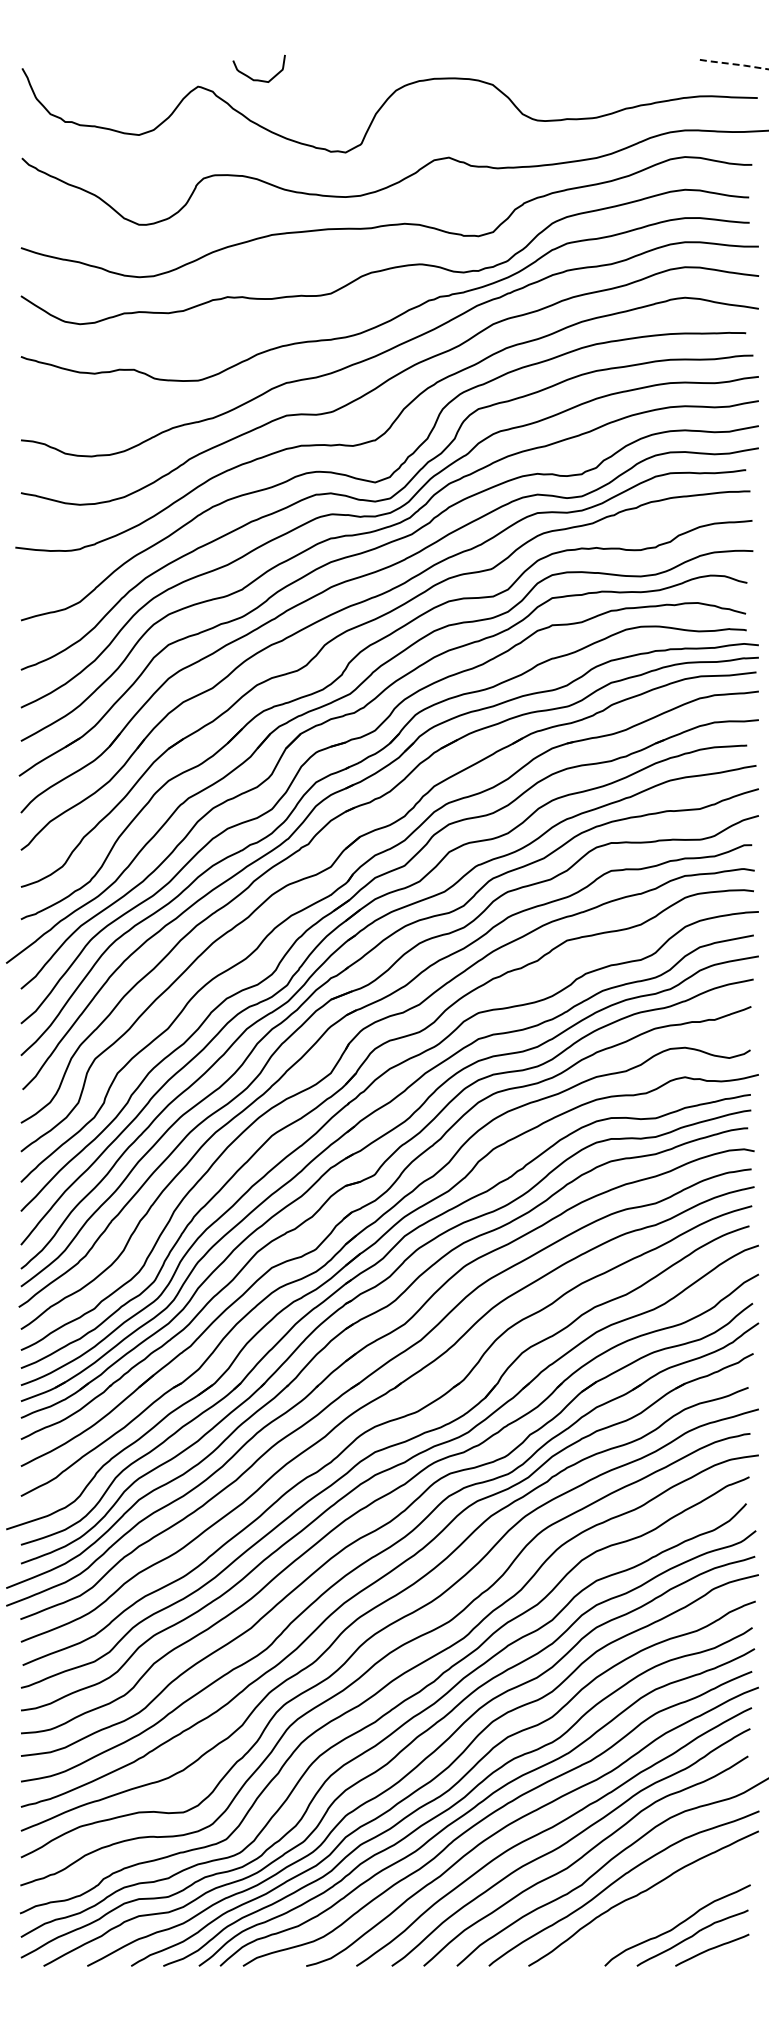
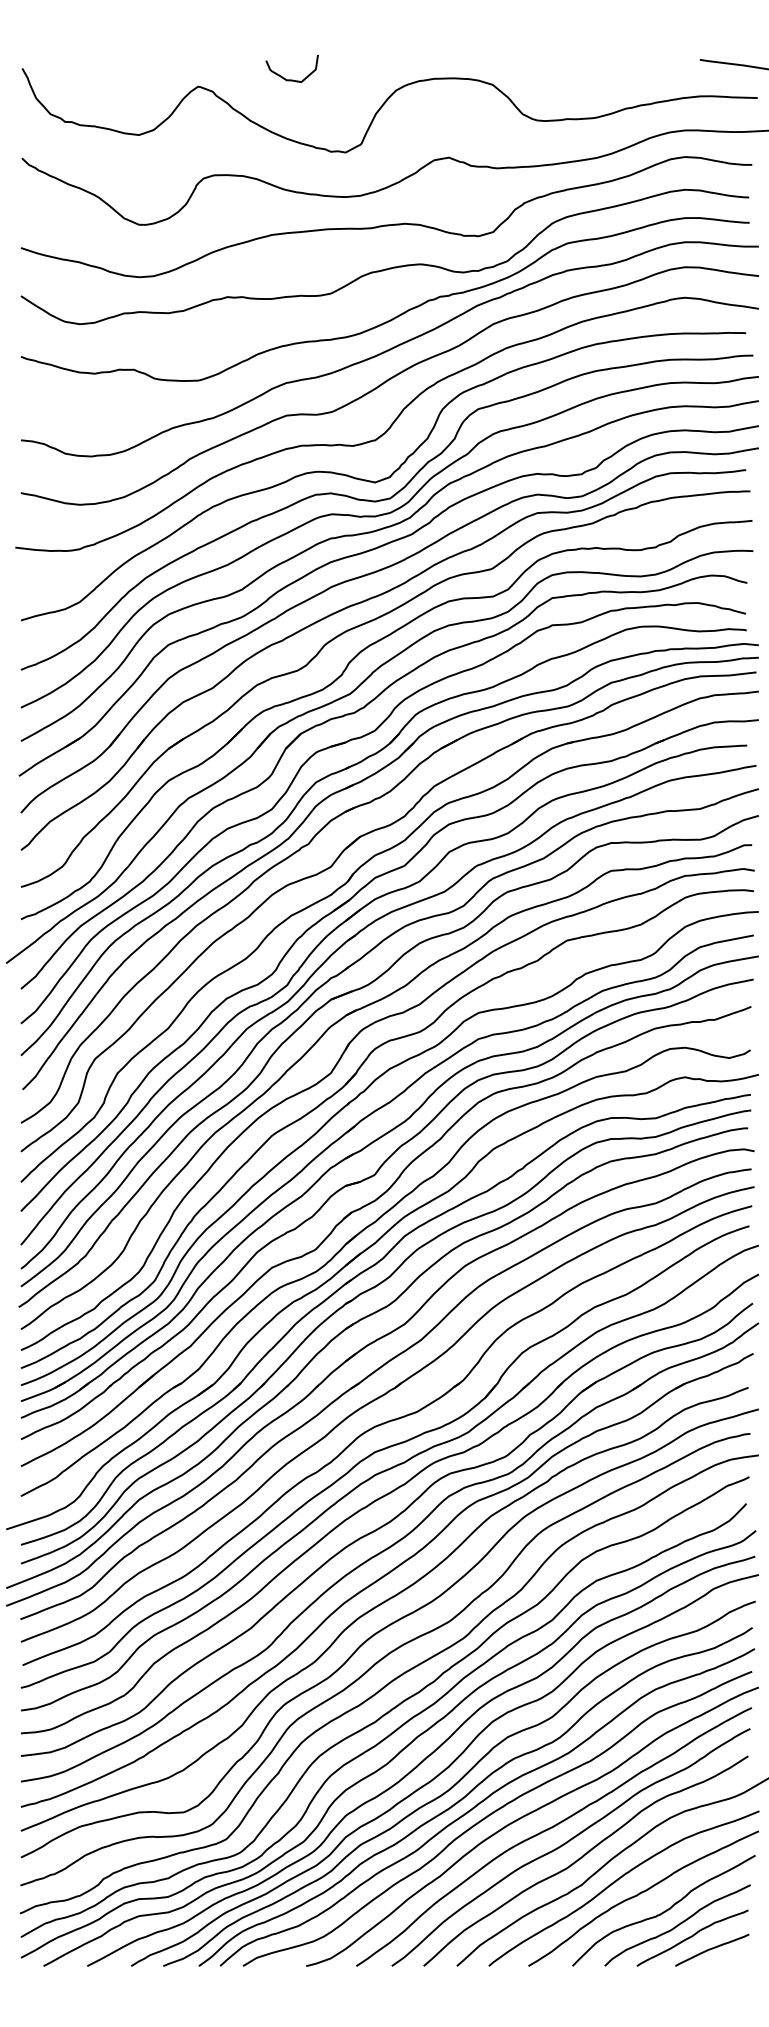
line: dashed -> solid (734, 64)
curve position: (258, 79) -> (291, 79) (291, 79)
curve: none -> present (664, 1910)
